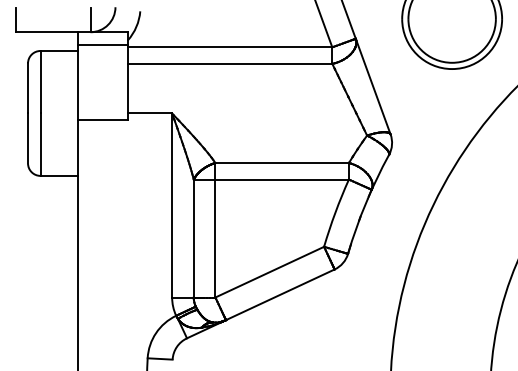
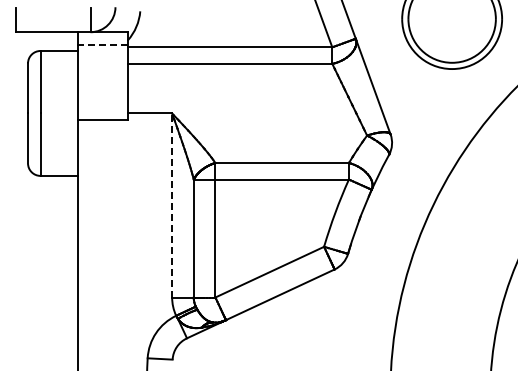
line: solid -> dashed (102, 44)
line: solid -> dashed (172, 204)
